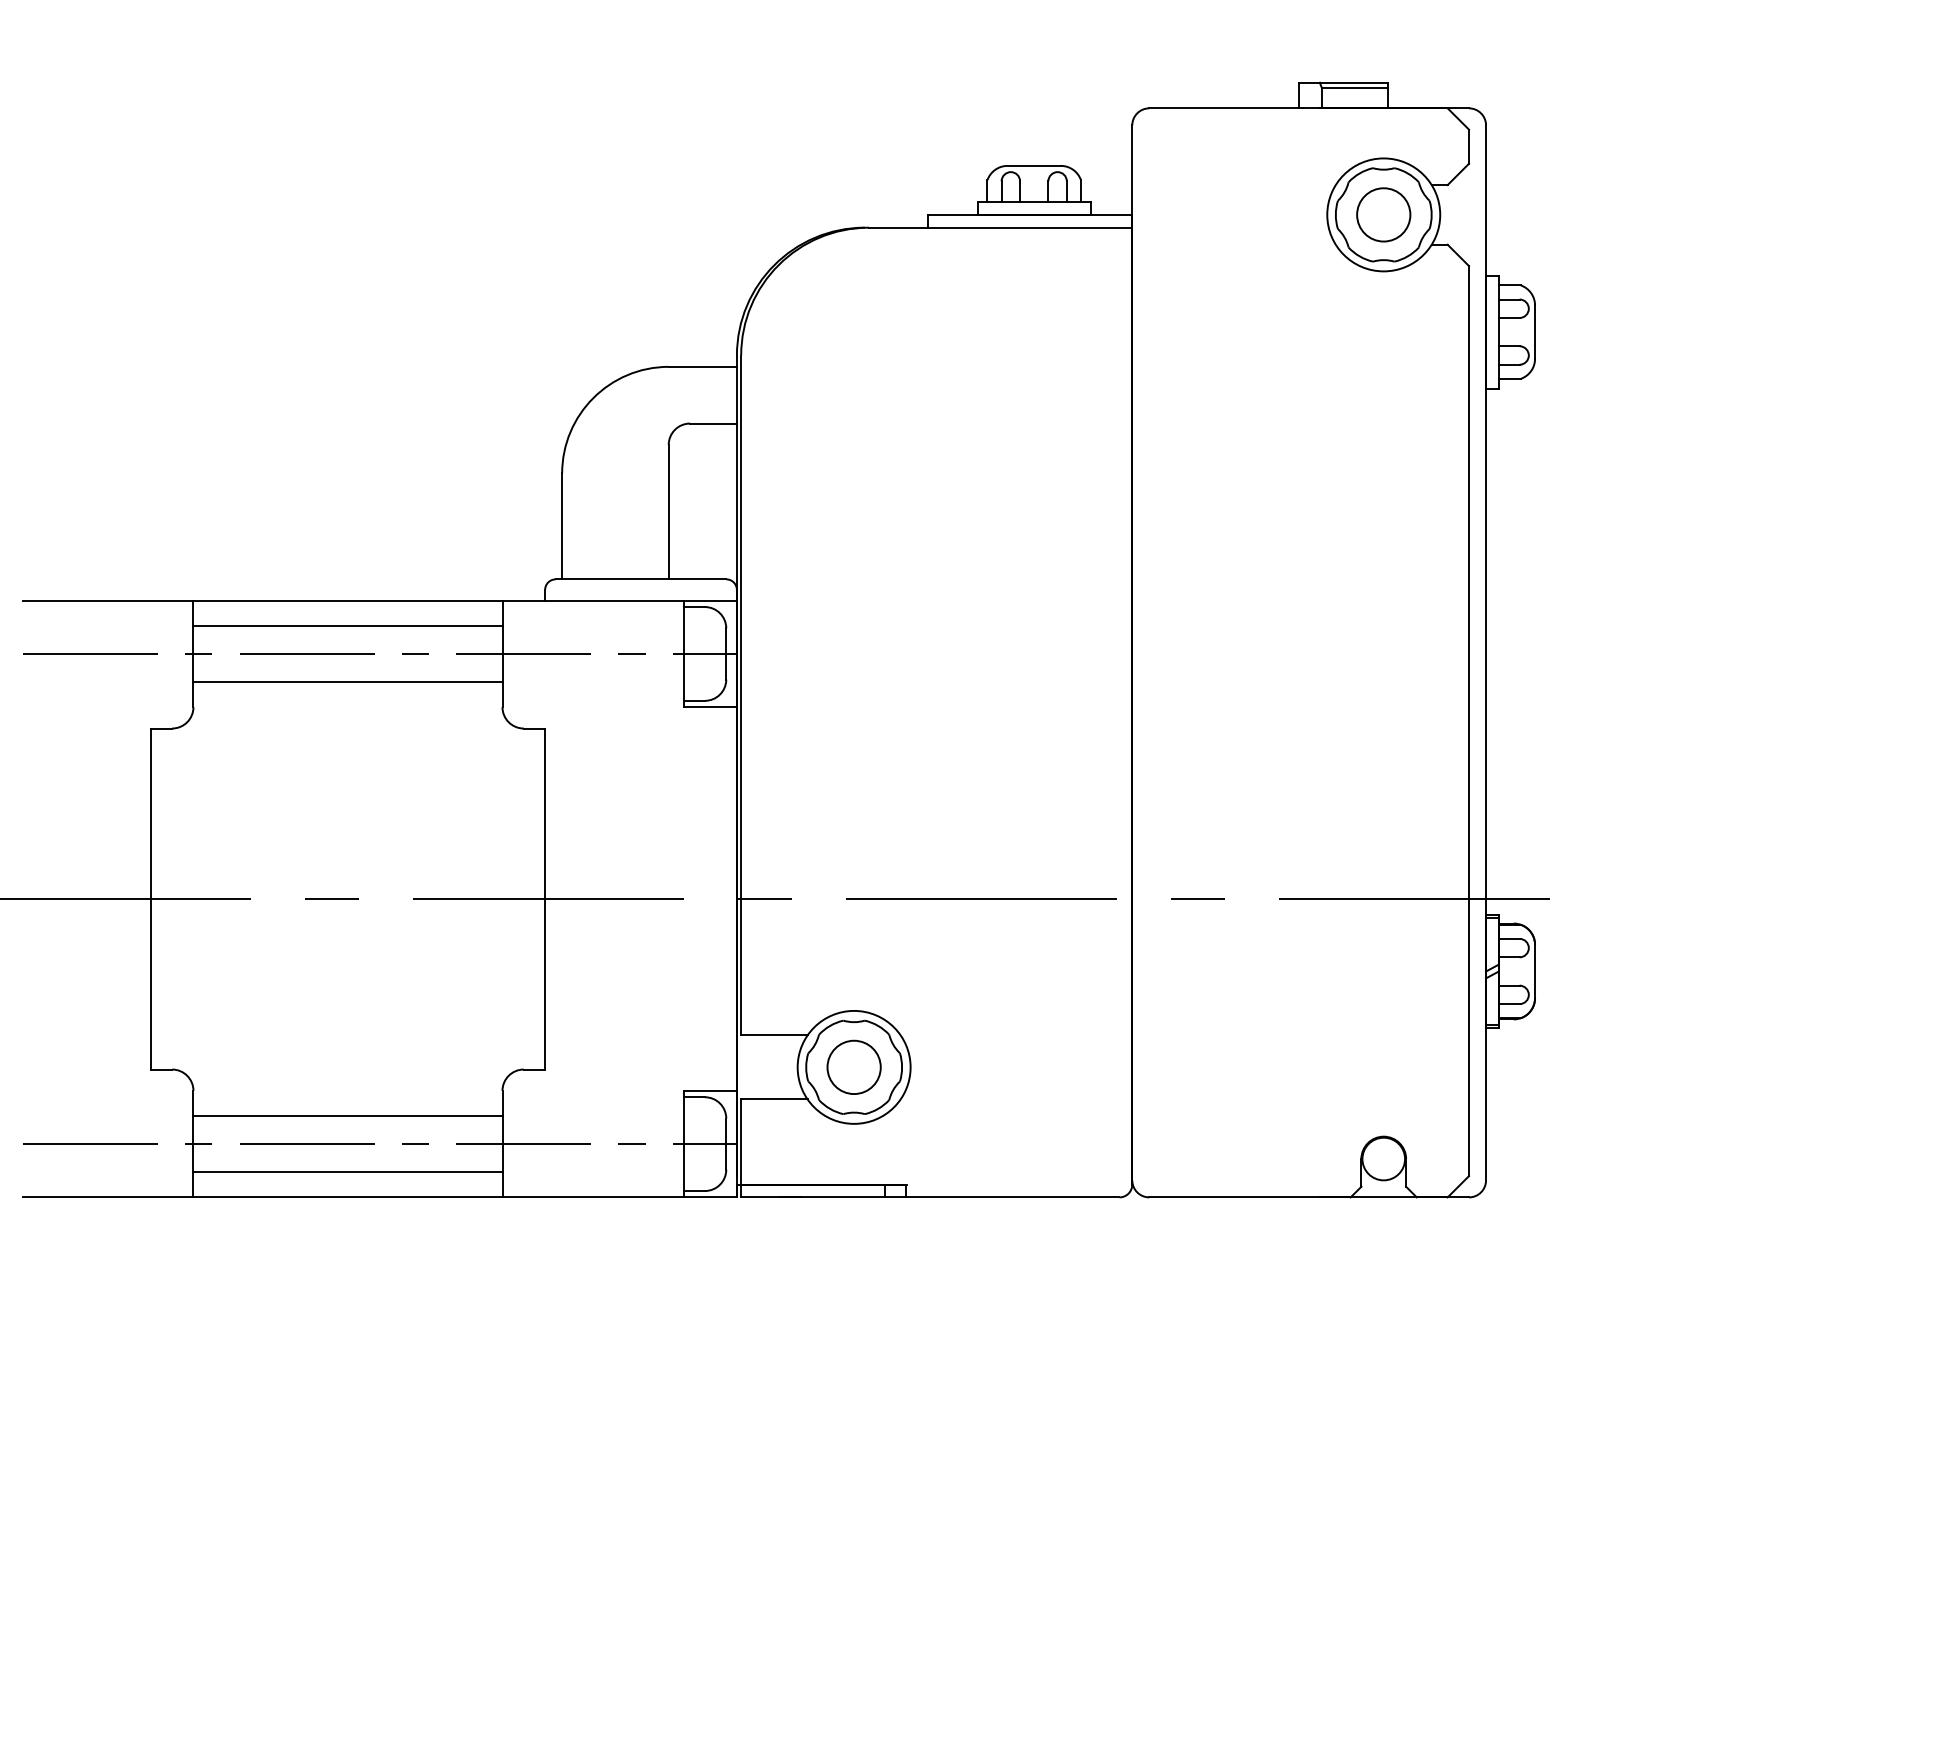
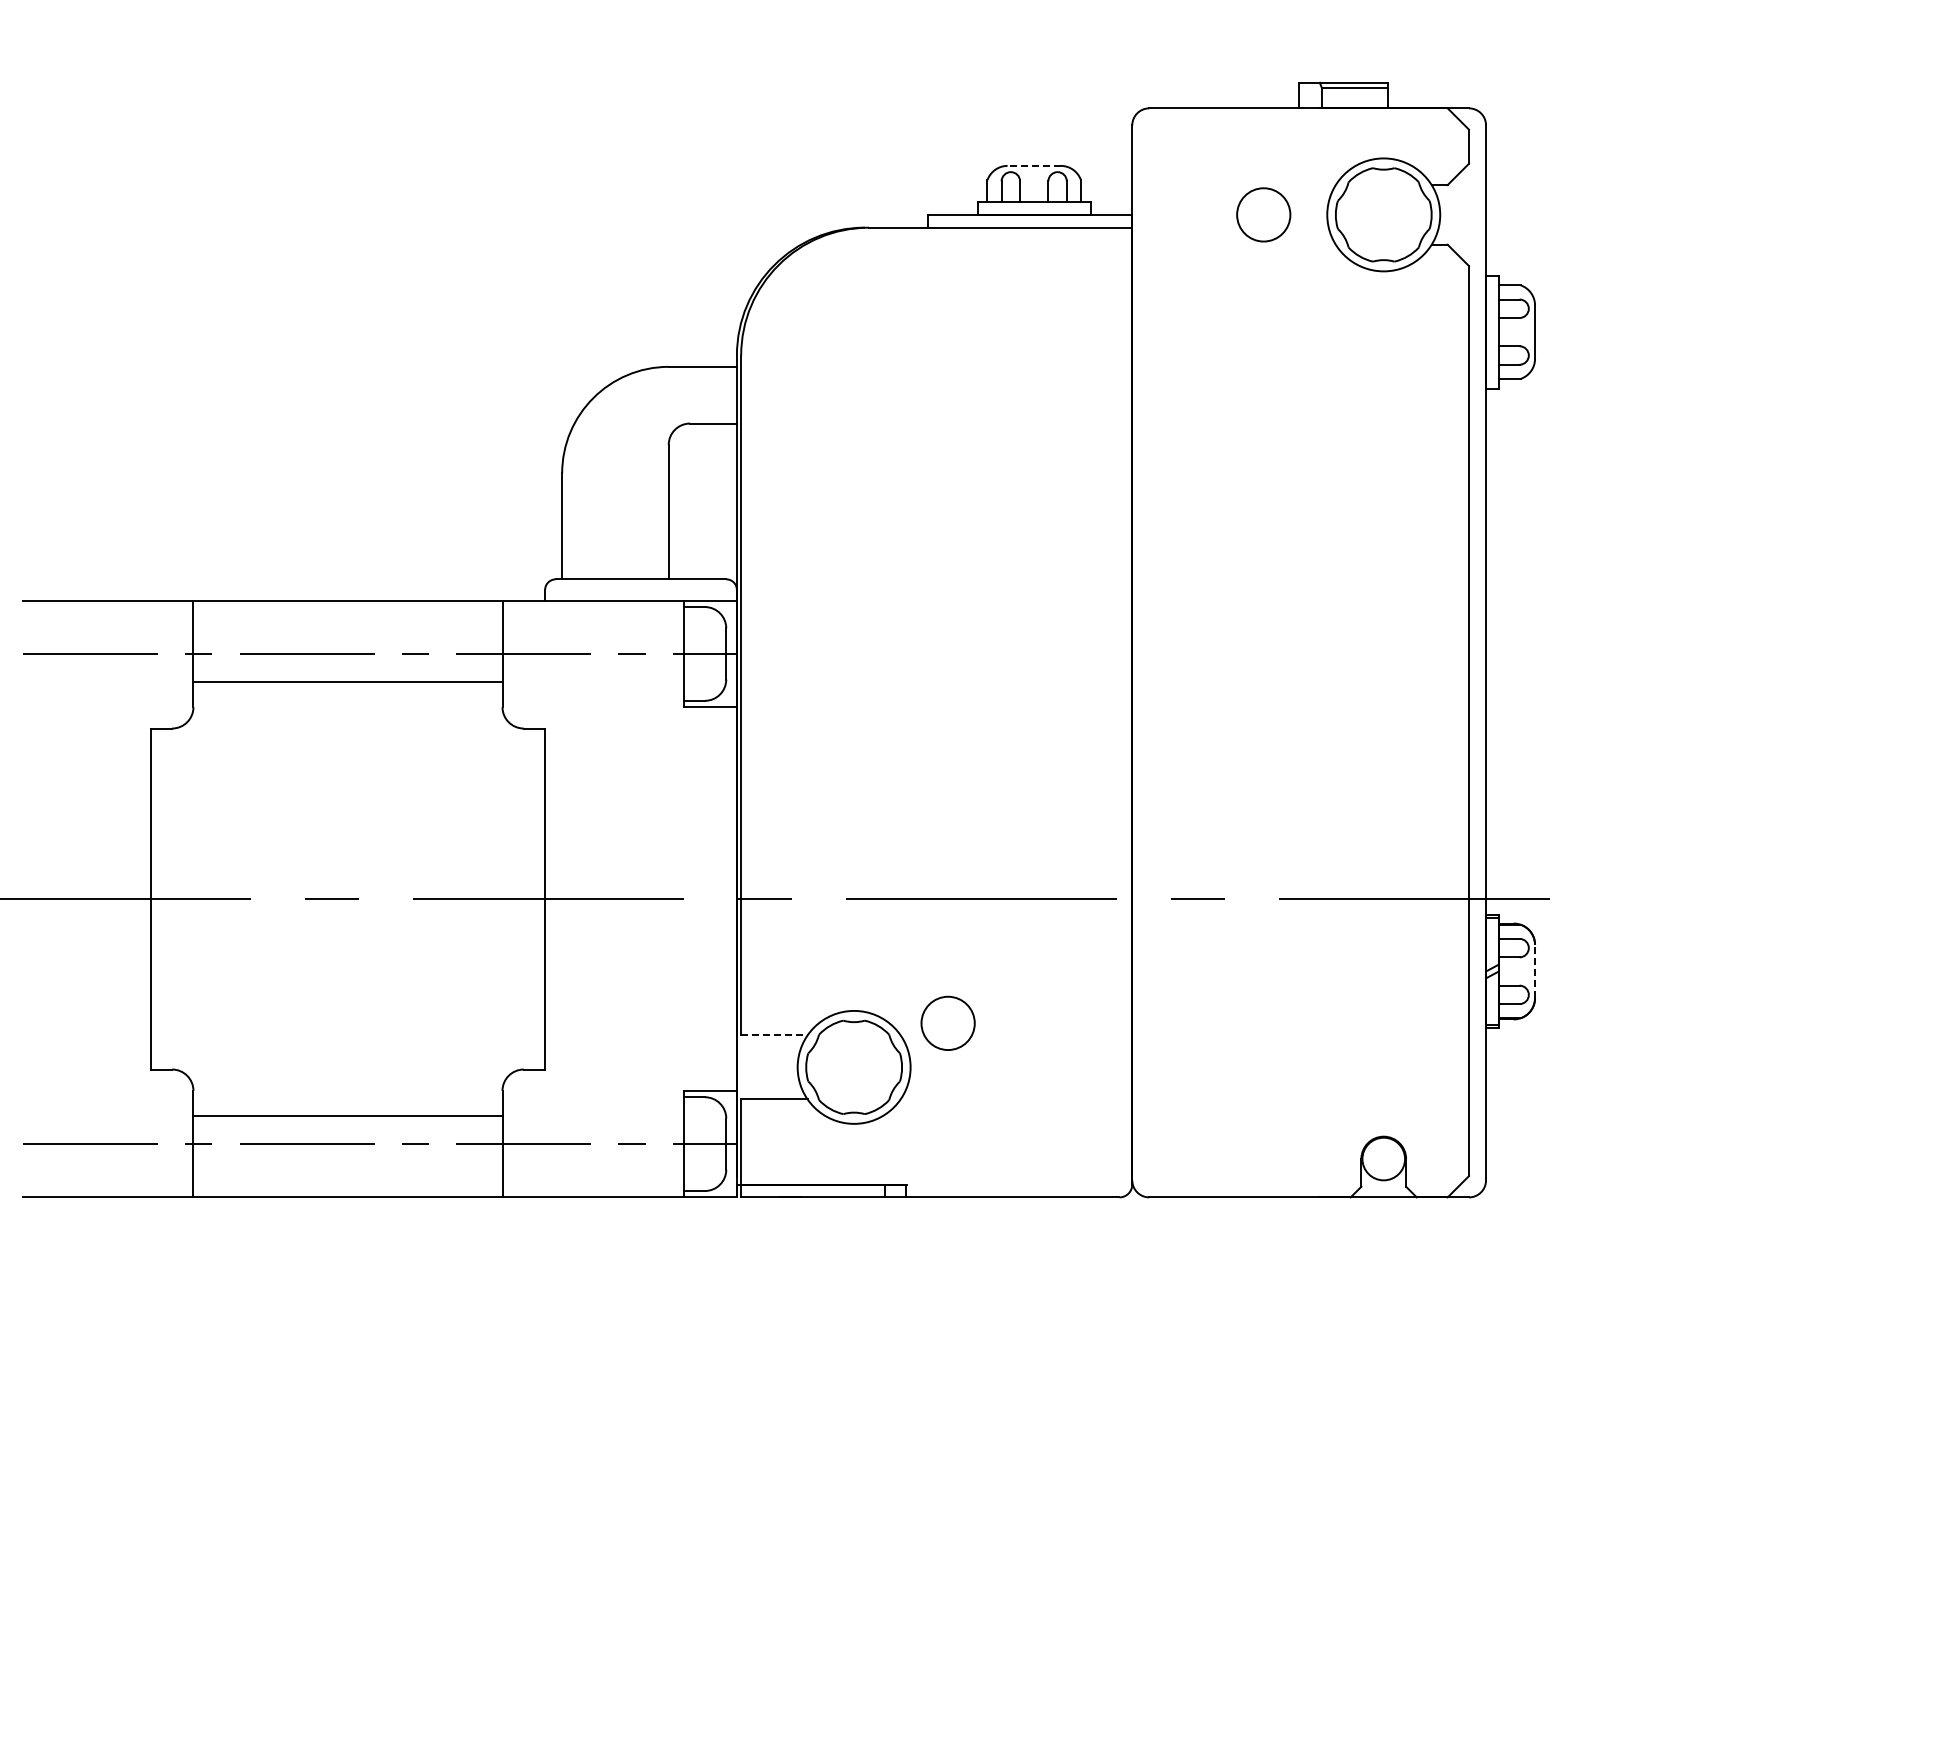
line: solid -> dashed (1034, 165)
circle position: (1383, 214) -> (1263, 214) (1263, 214)
line: present -> none (347, 626)
line: solid -> dashed (1535, 971)
line: solid -> dashed (774, 1035)
circle position: (853, 1066) -> (947, 1022) (947, 1022)
line: present -> none (347, 1171)
